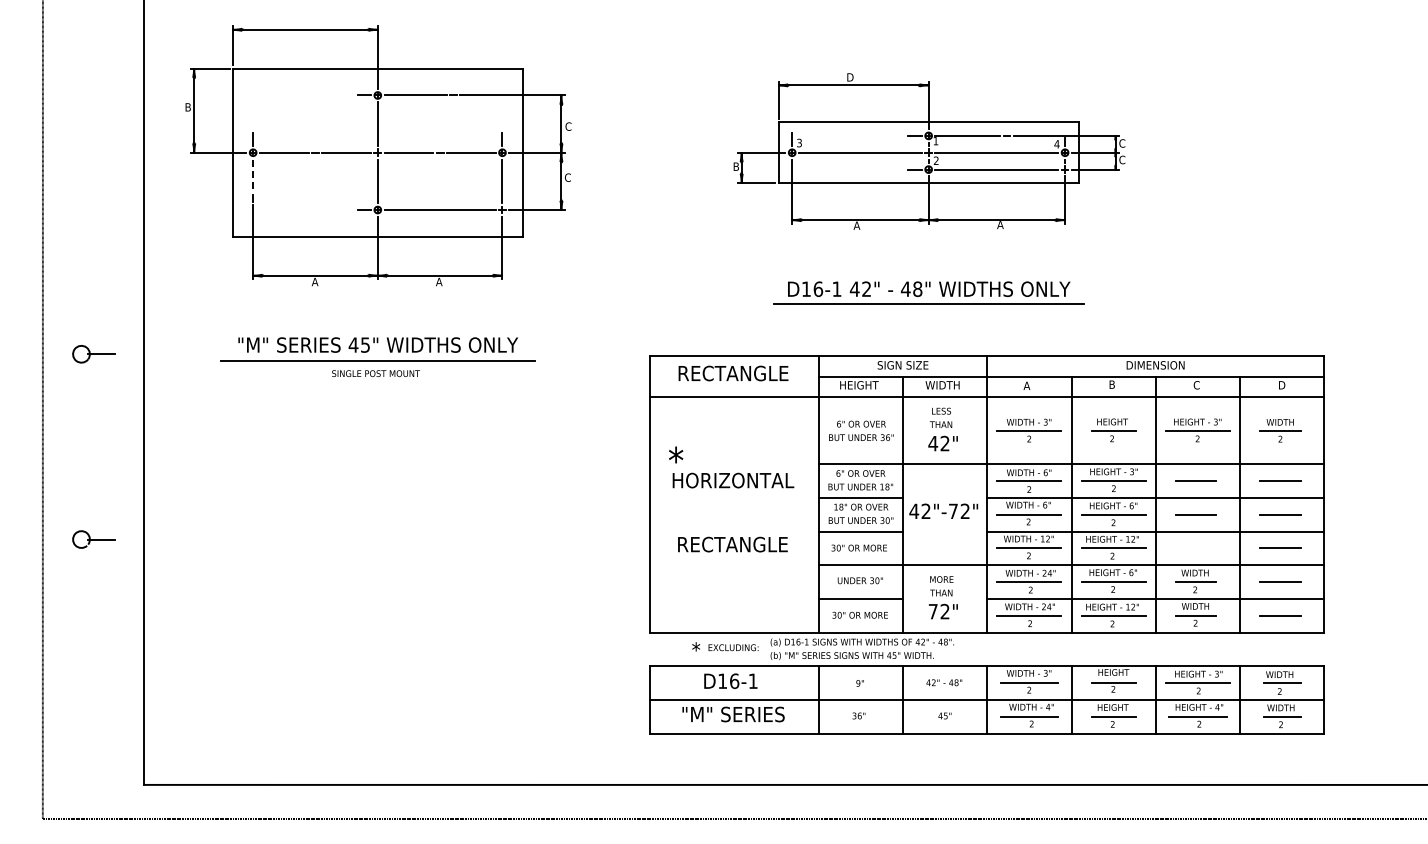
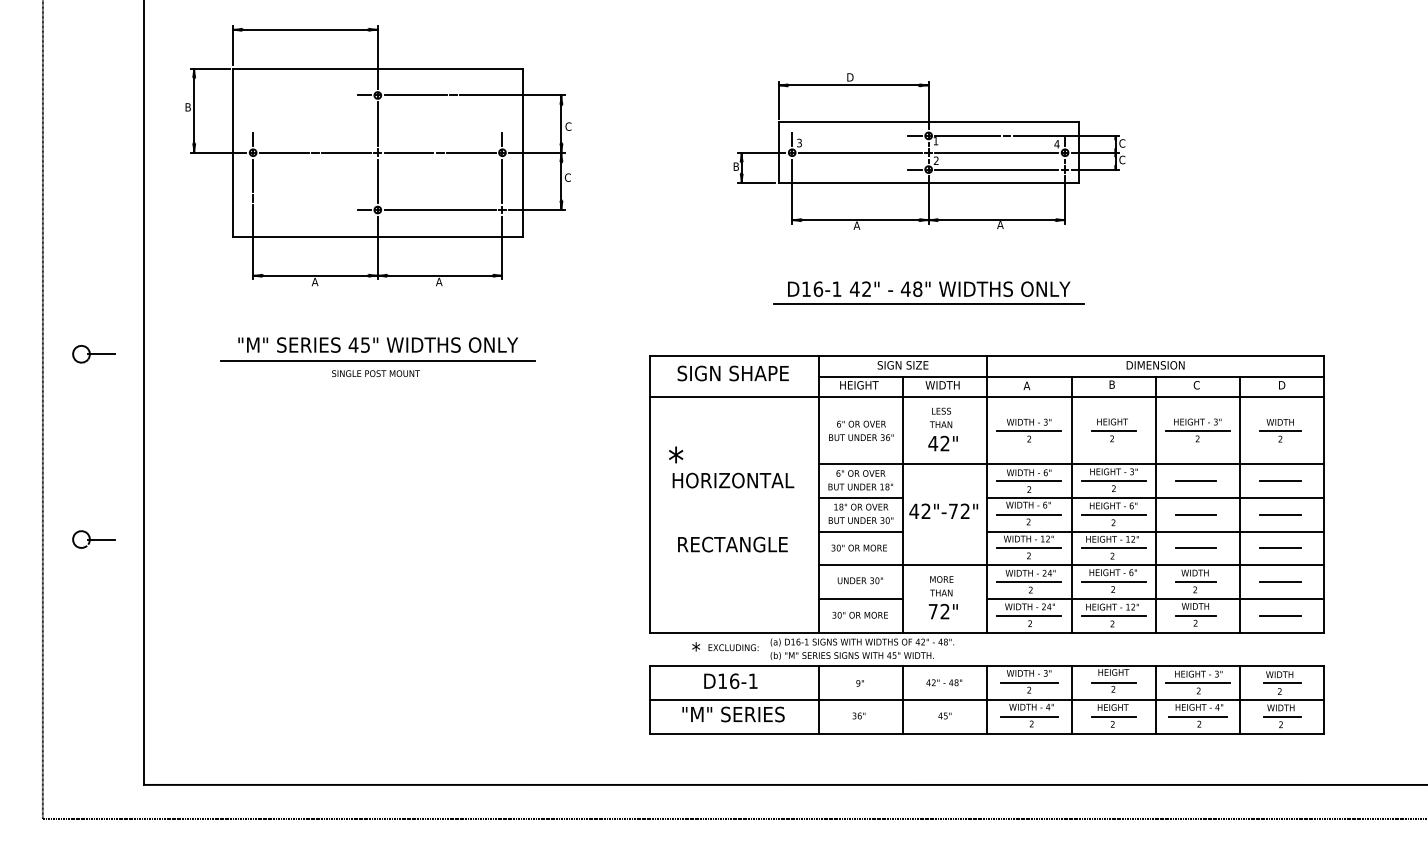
line: dashed -> solid (253, 175)
text: RECTANGLE -> SIGN SHAPE (732, 373)
line: none -> present (1196, 548)
